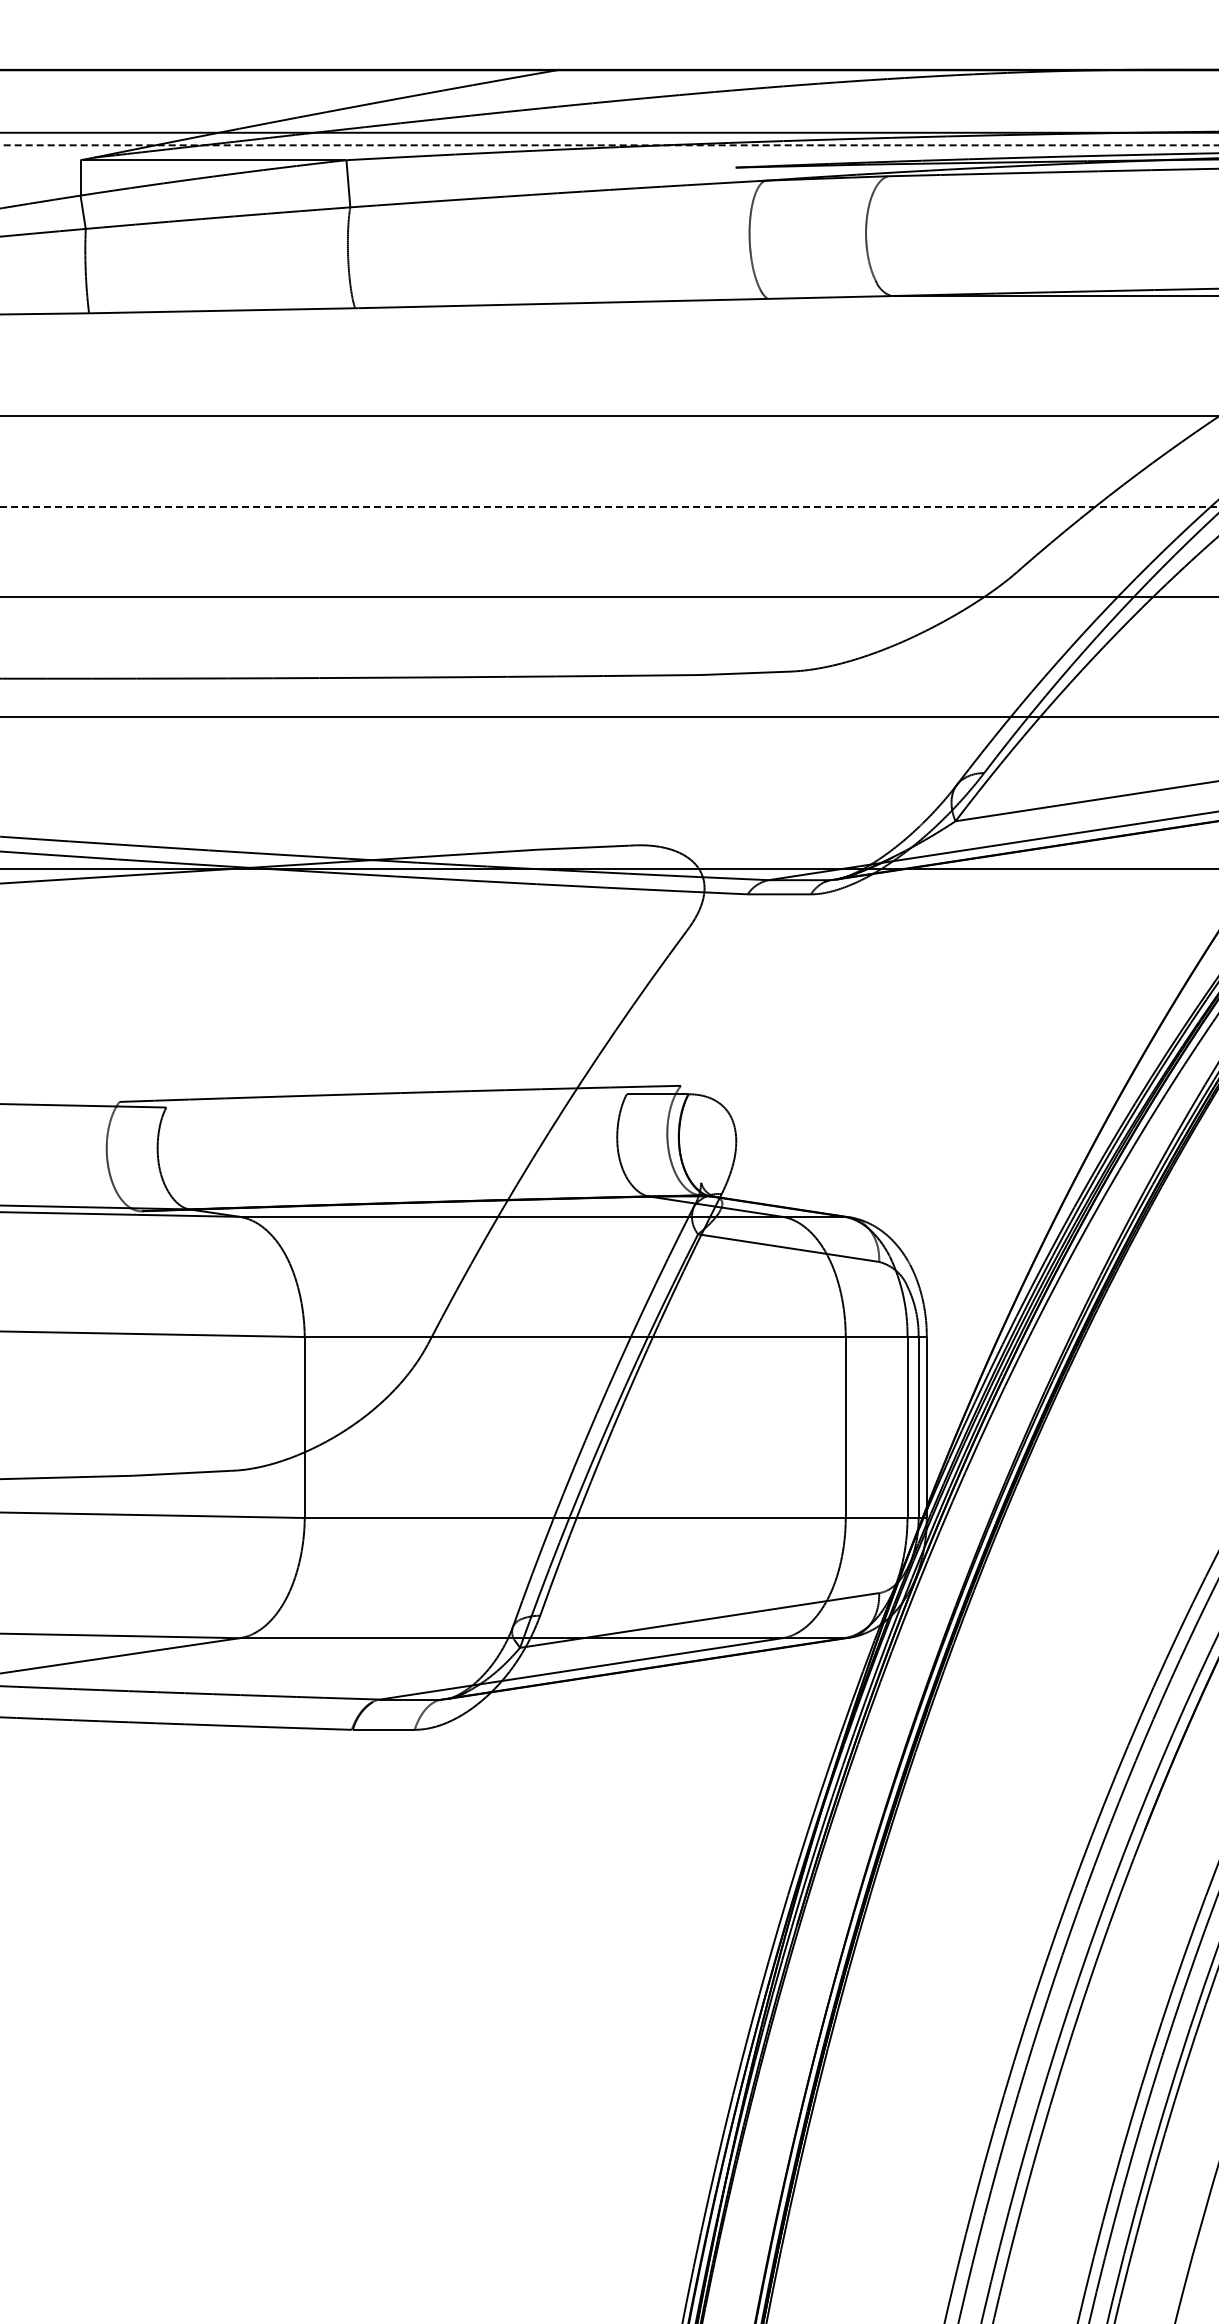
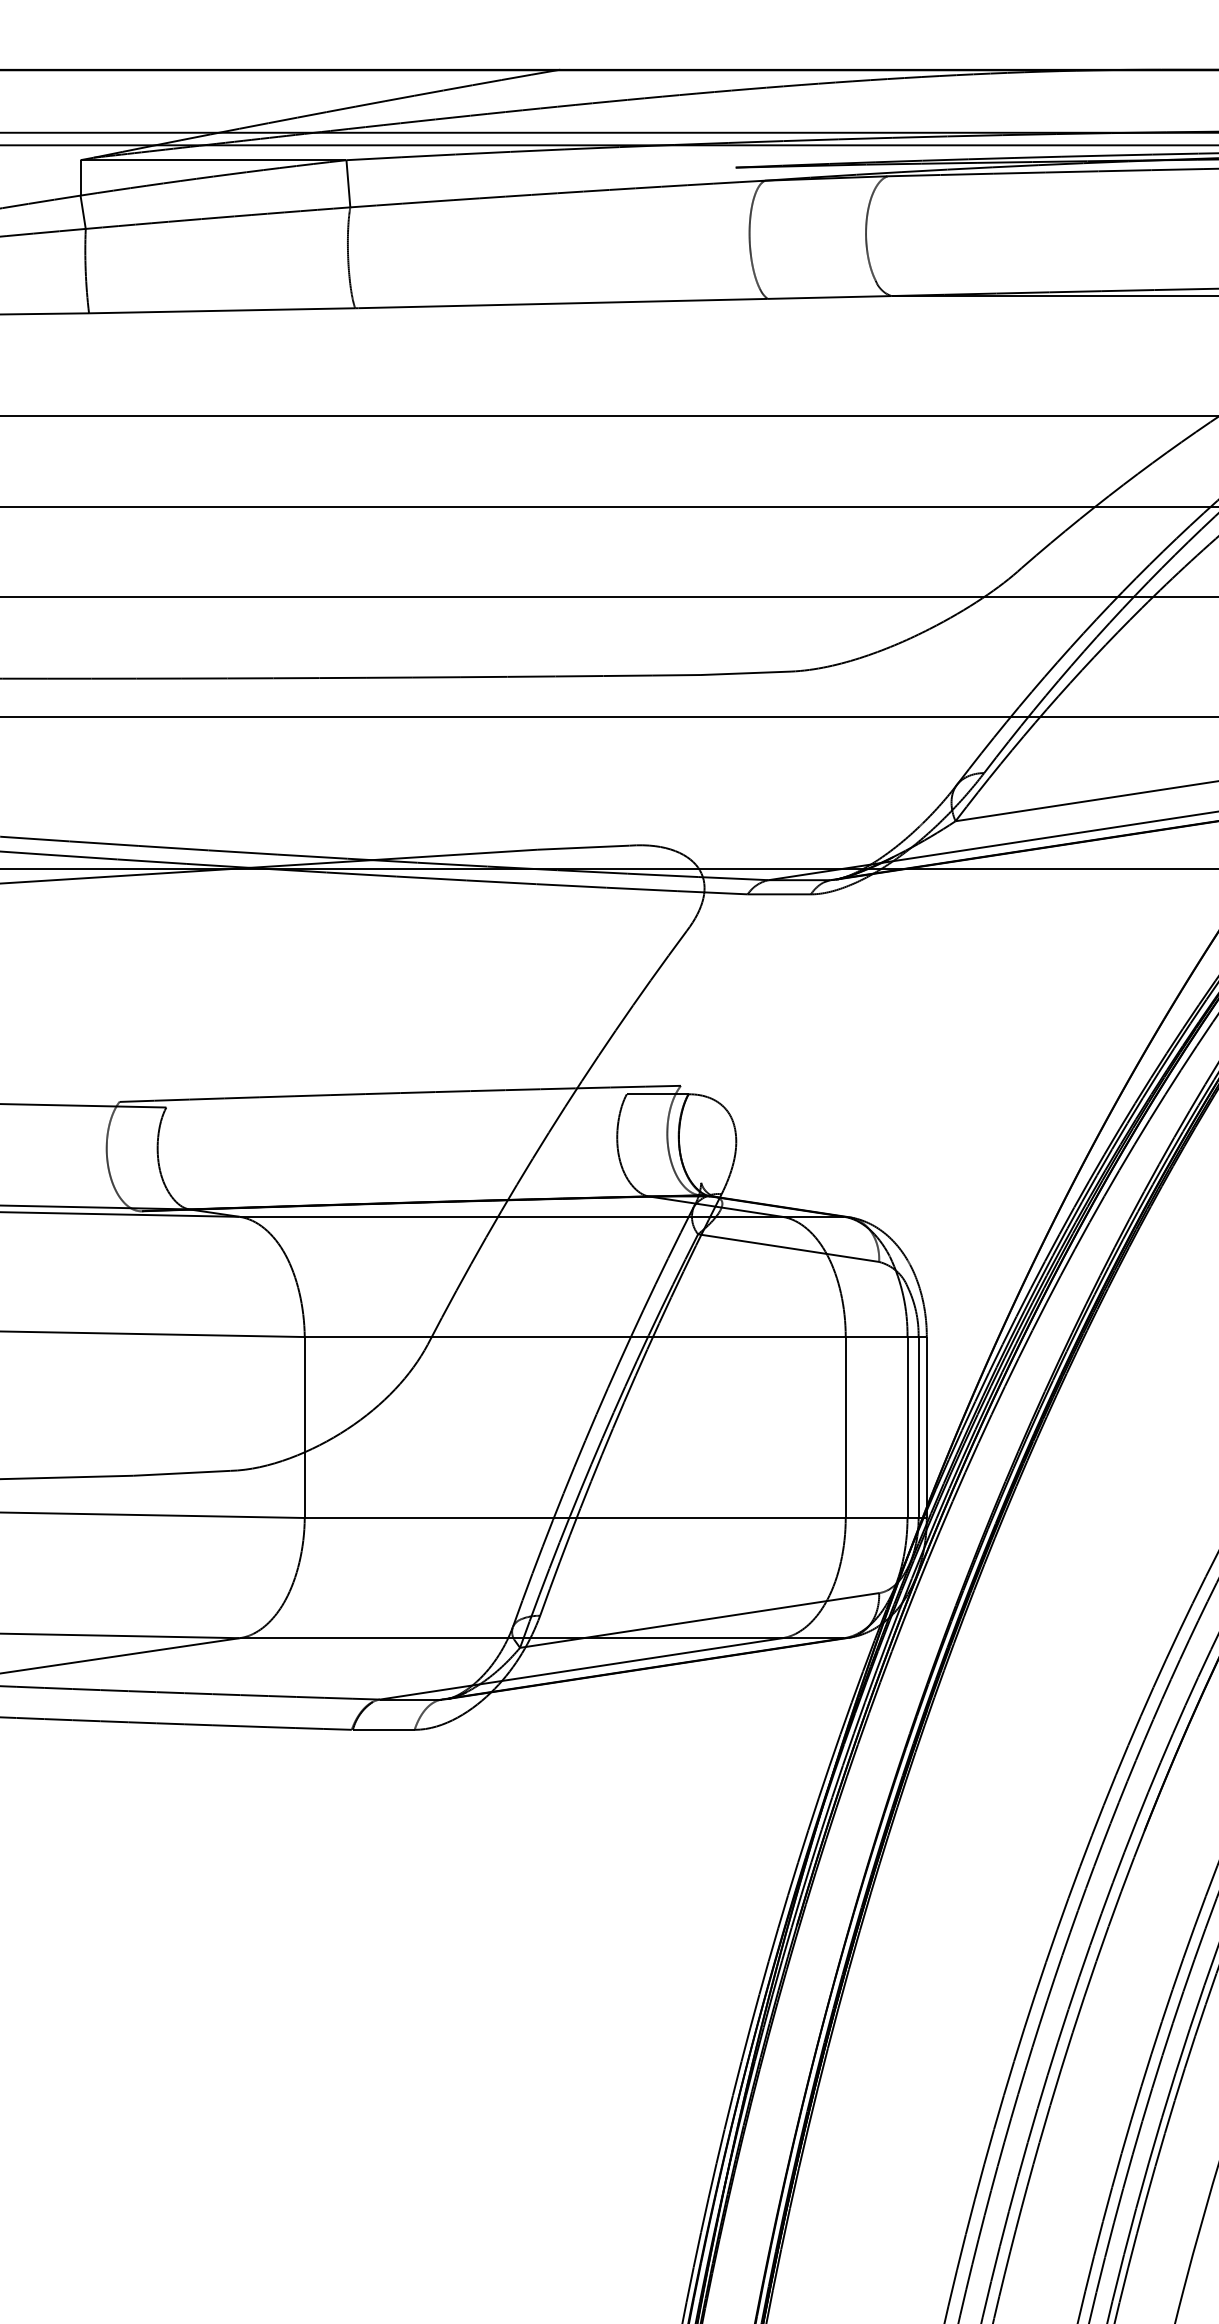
line: dashed -> solid (609, 145)
line: dashed -> solid (609, 507)
